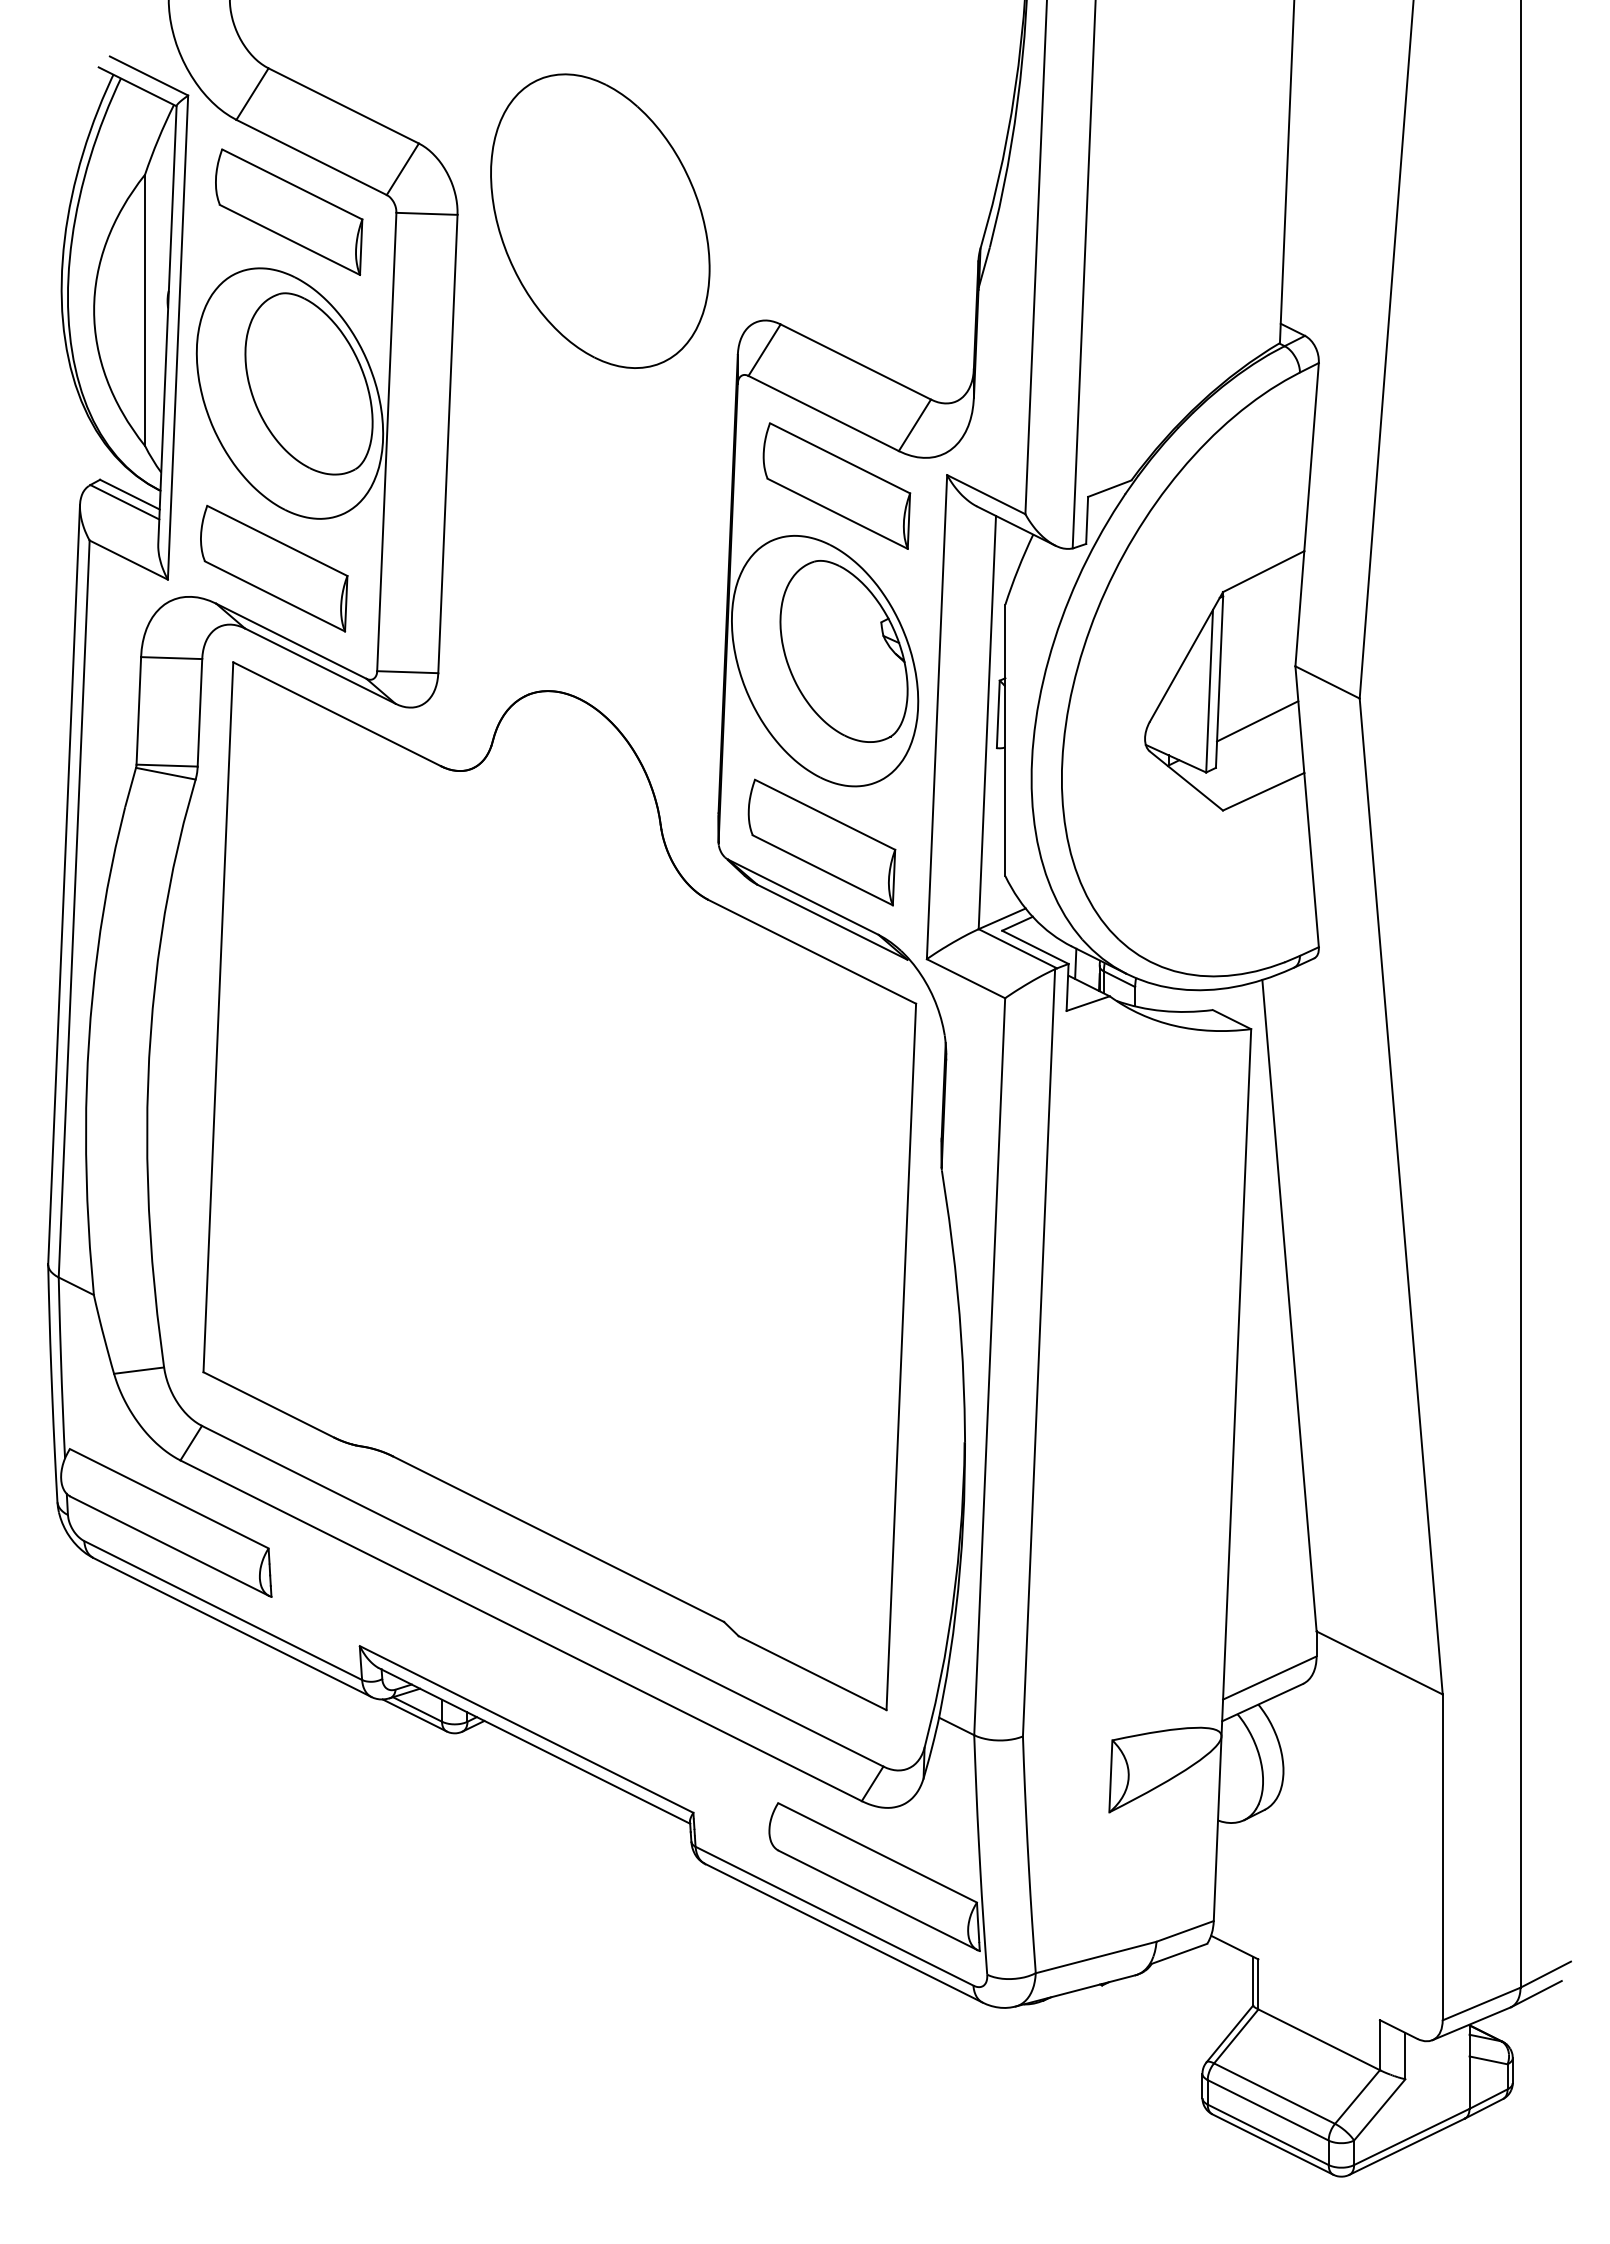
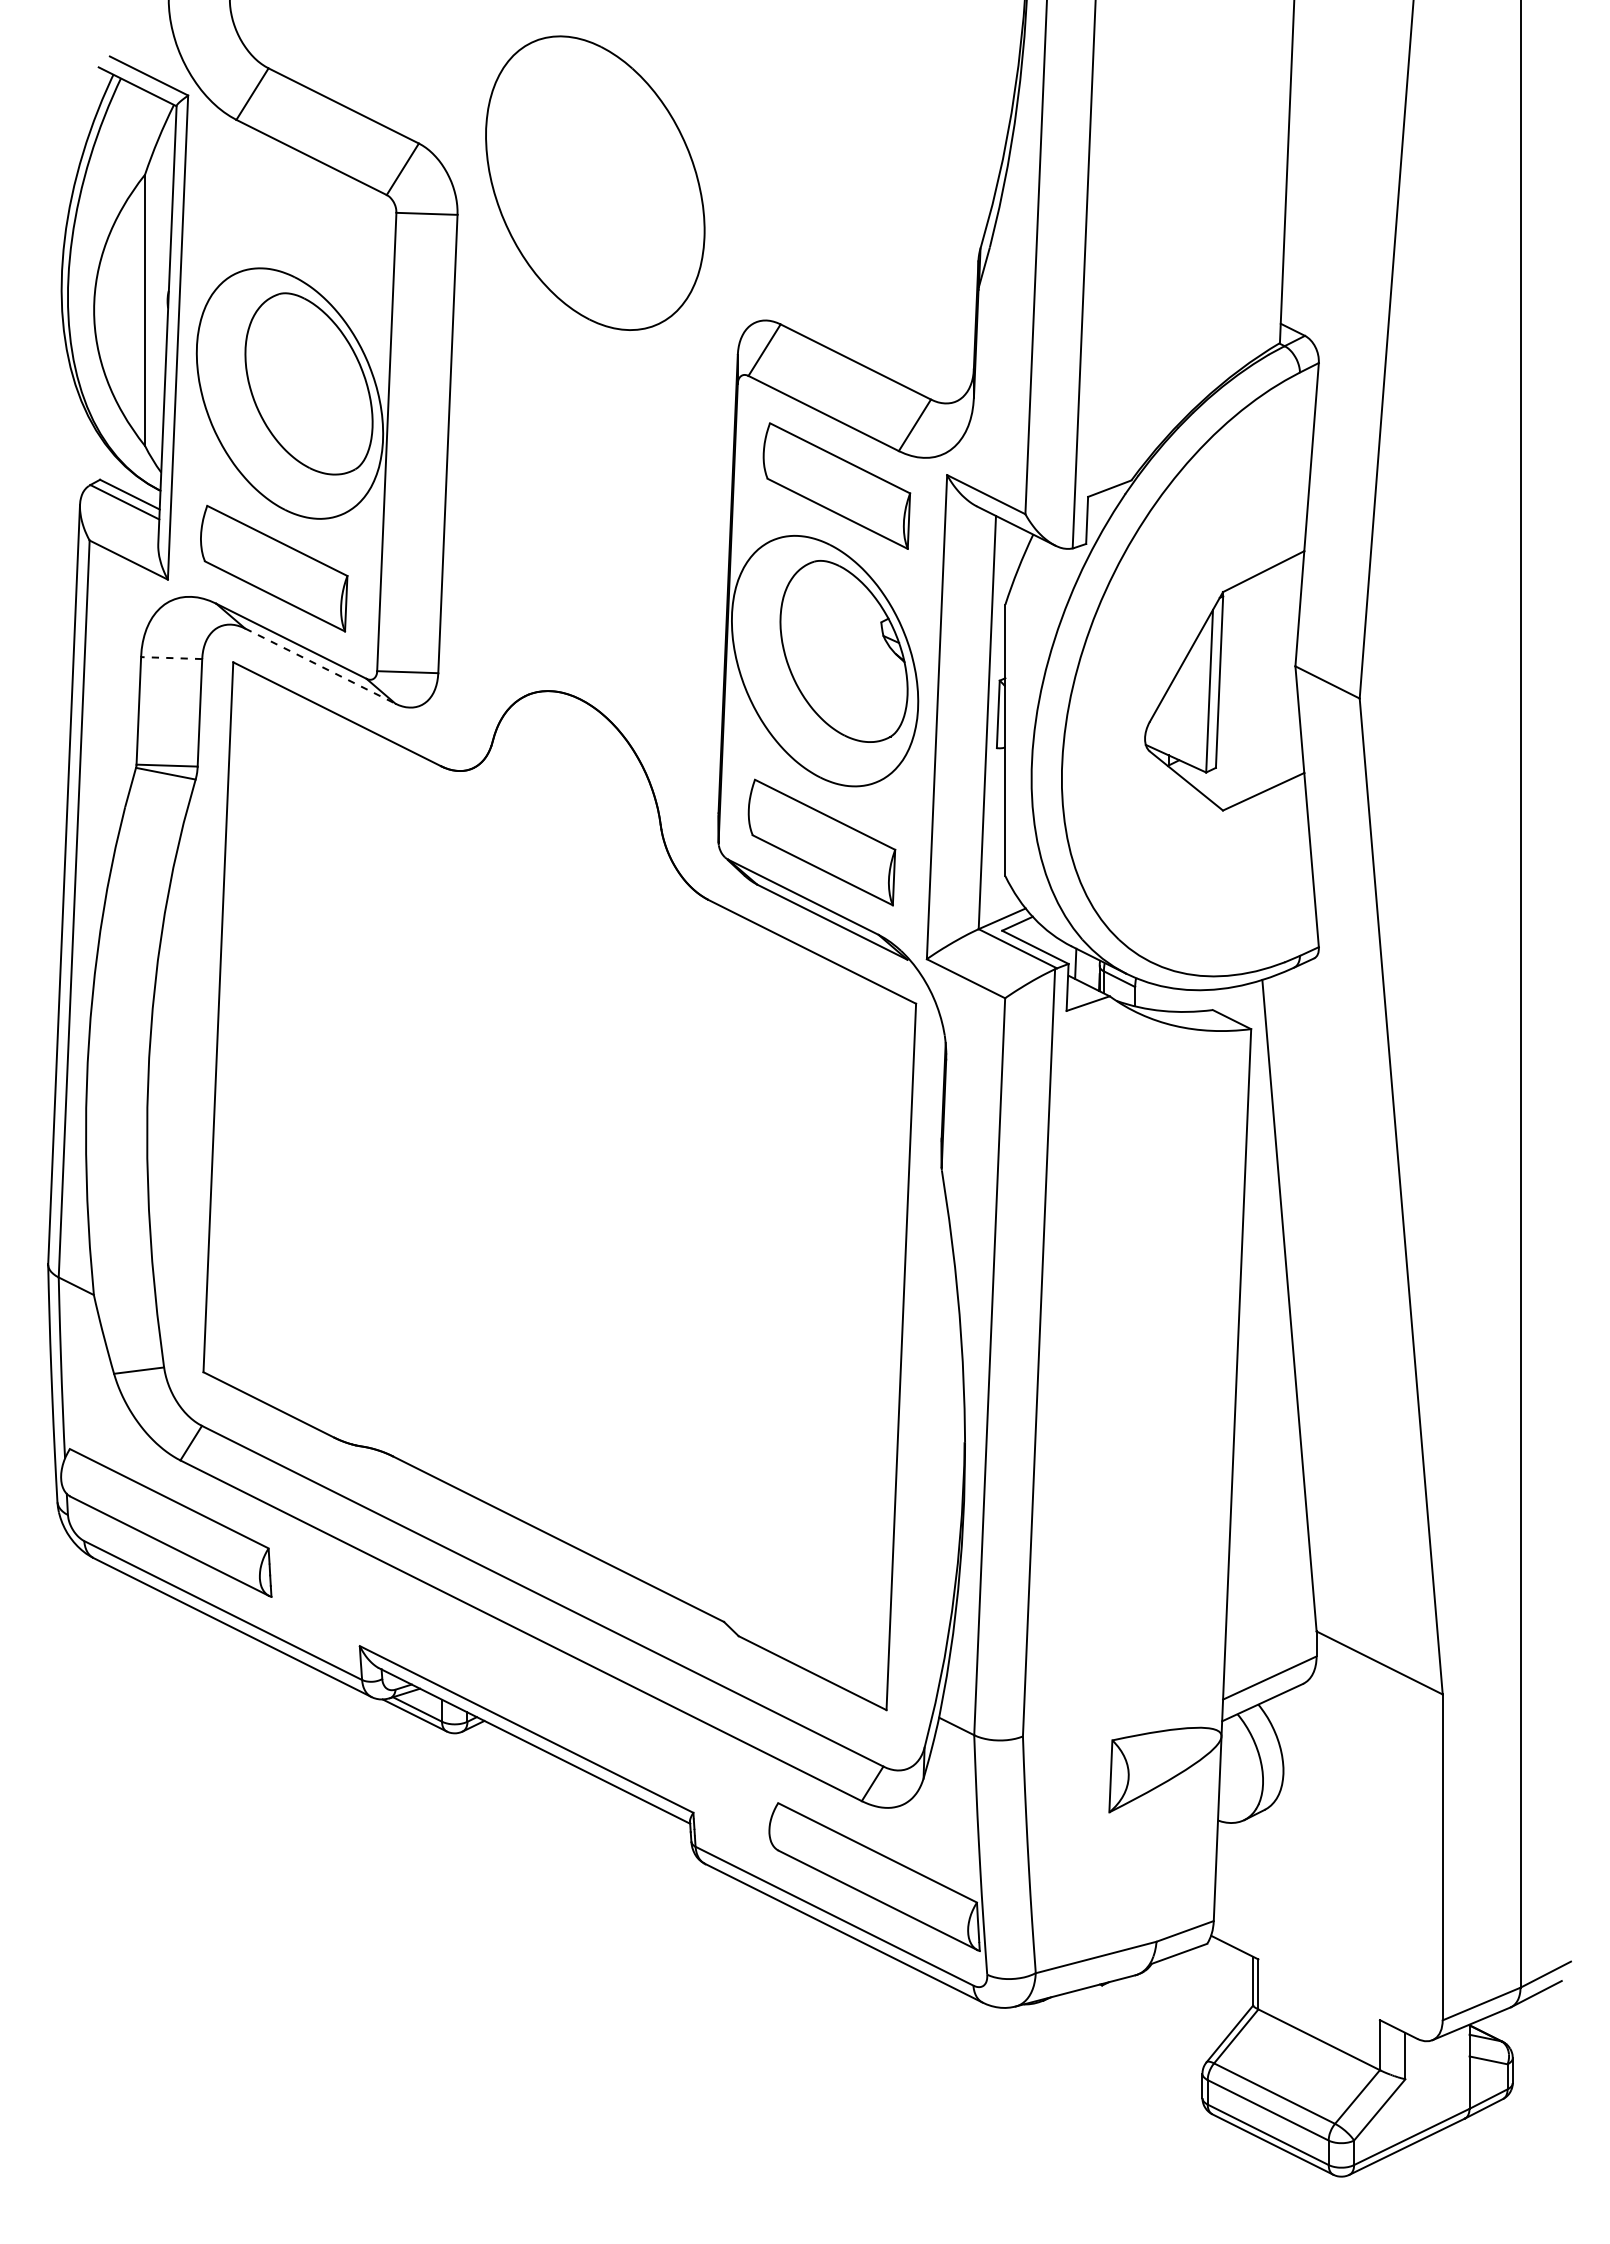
part: present -> none (289, 211)
part position: (600, 220) -> (595, 182) (595, 182)
line: solid -> dashed (171, 658)
line: solid -> dashed (320, 666)
line: present -> none (1257, 721)
